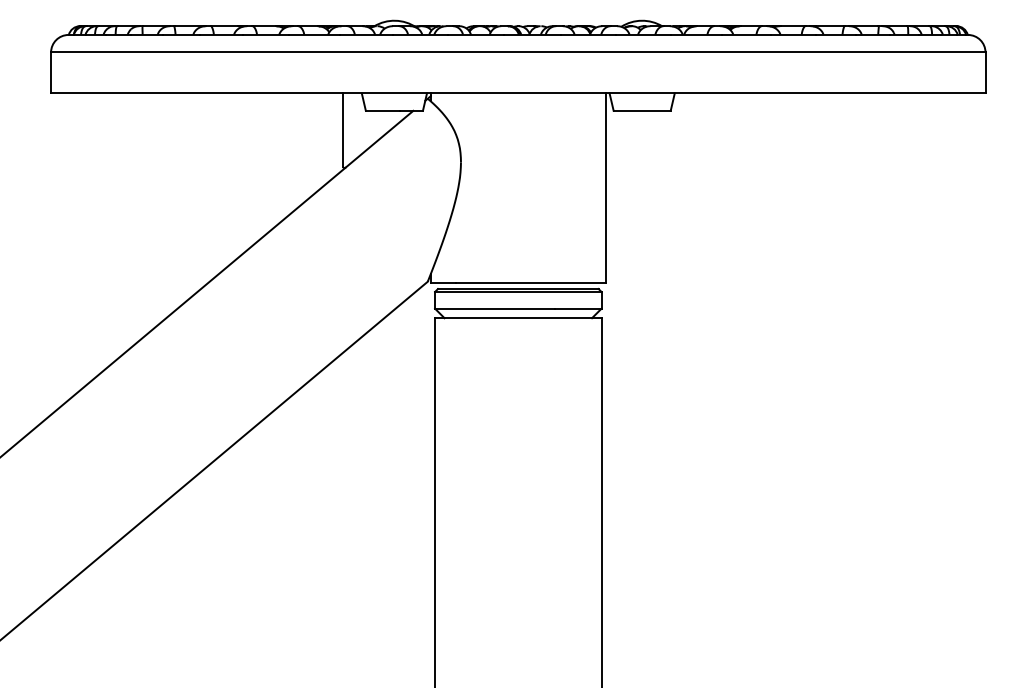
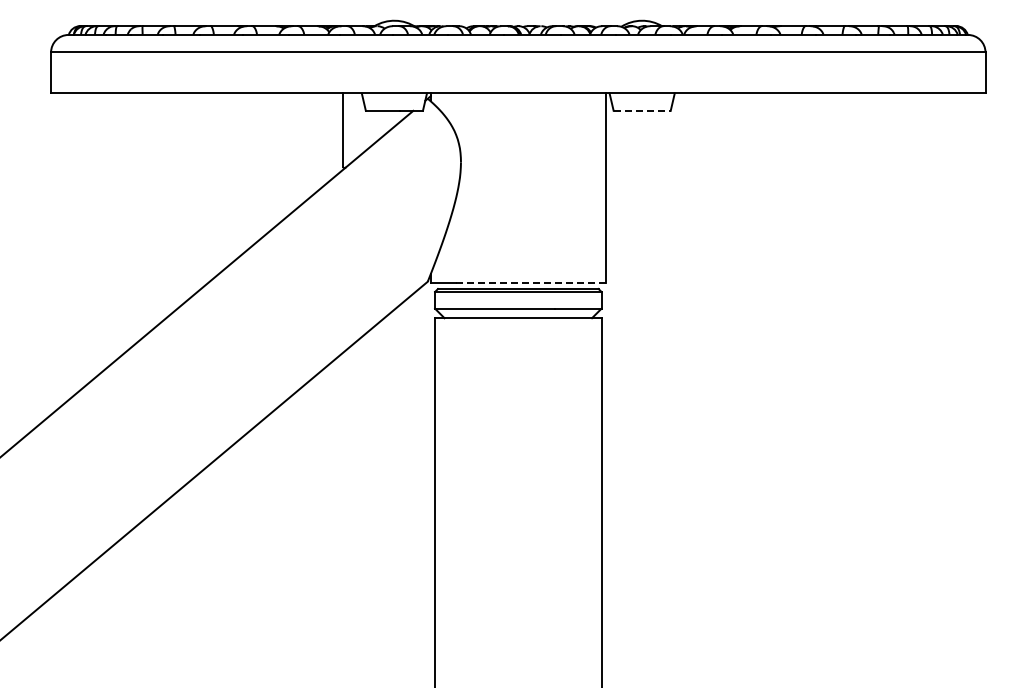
line: solid -> dashed (642, 110)
line: solid -> dashed (531, 283)
